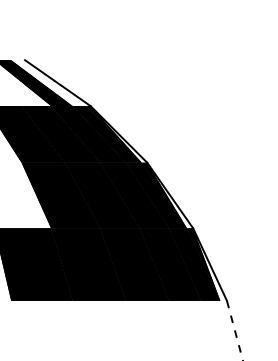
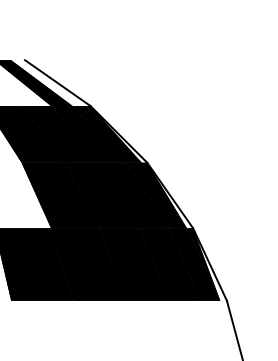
line: dashed -> solid (235, 331)
